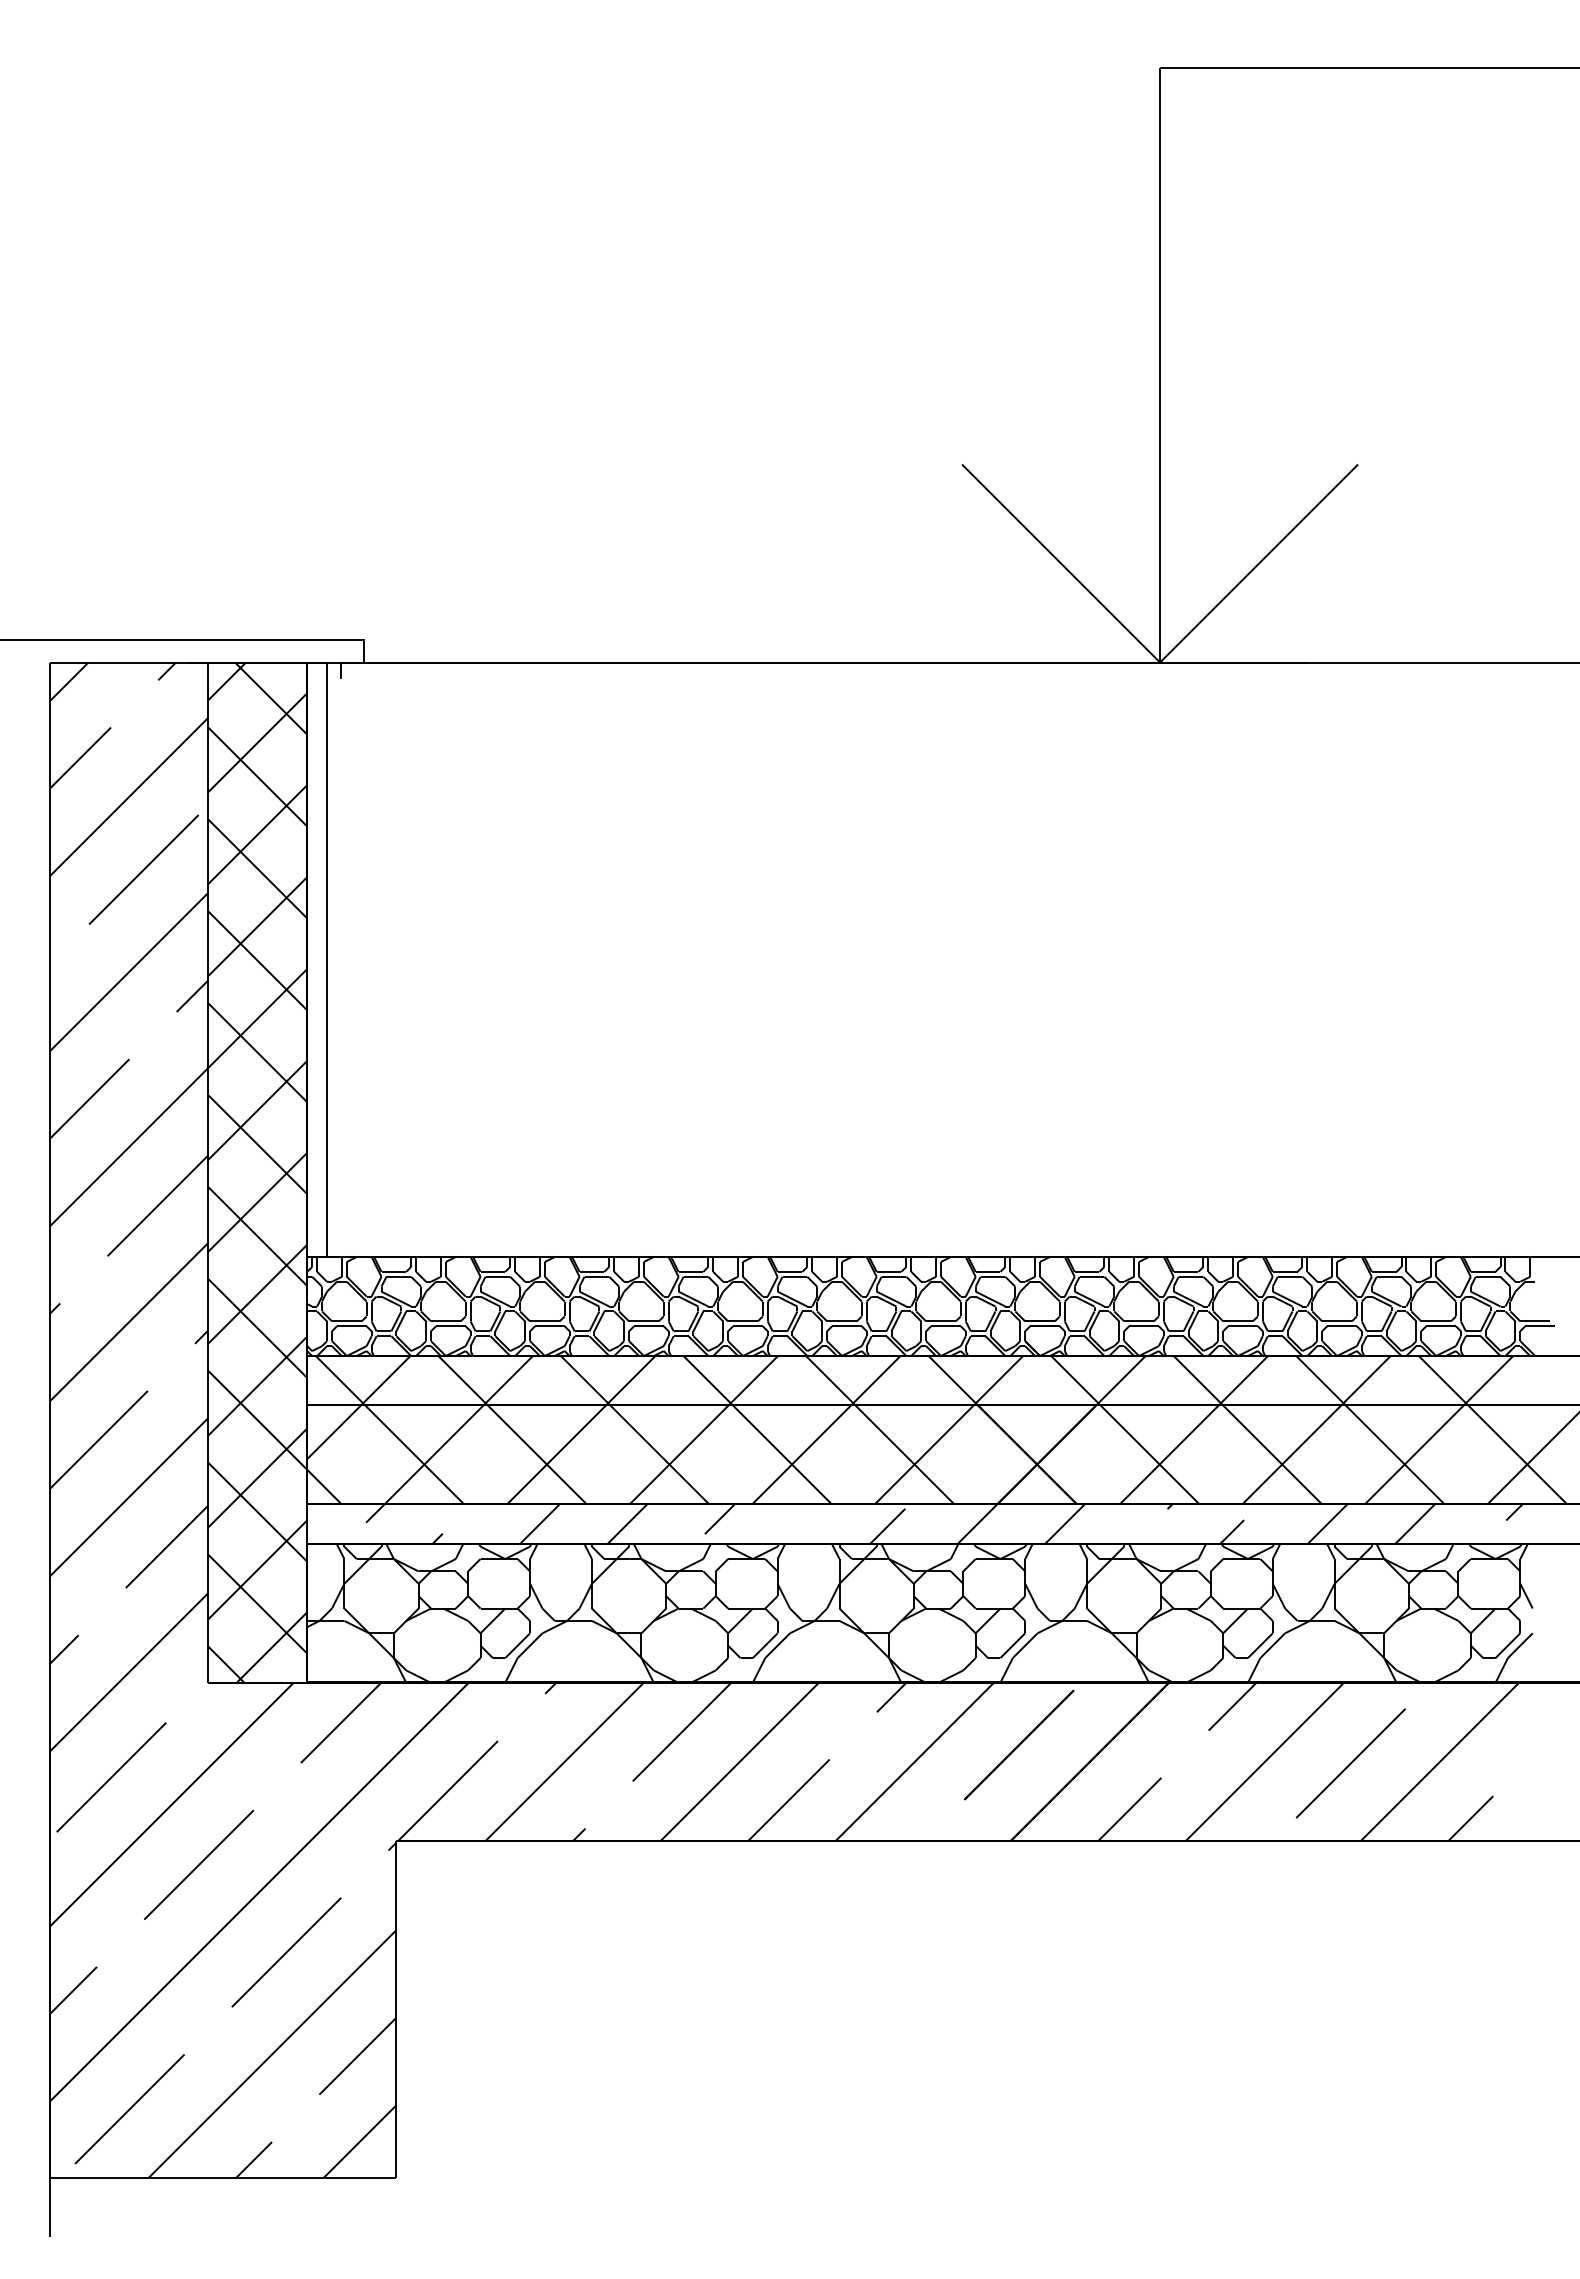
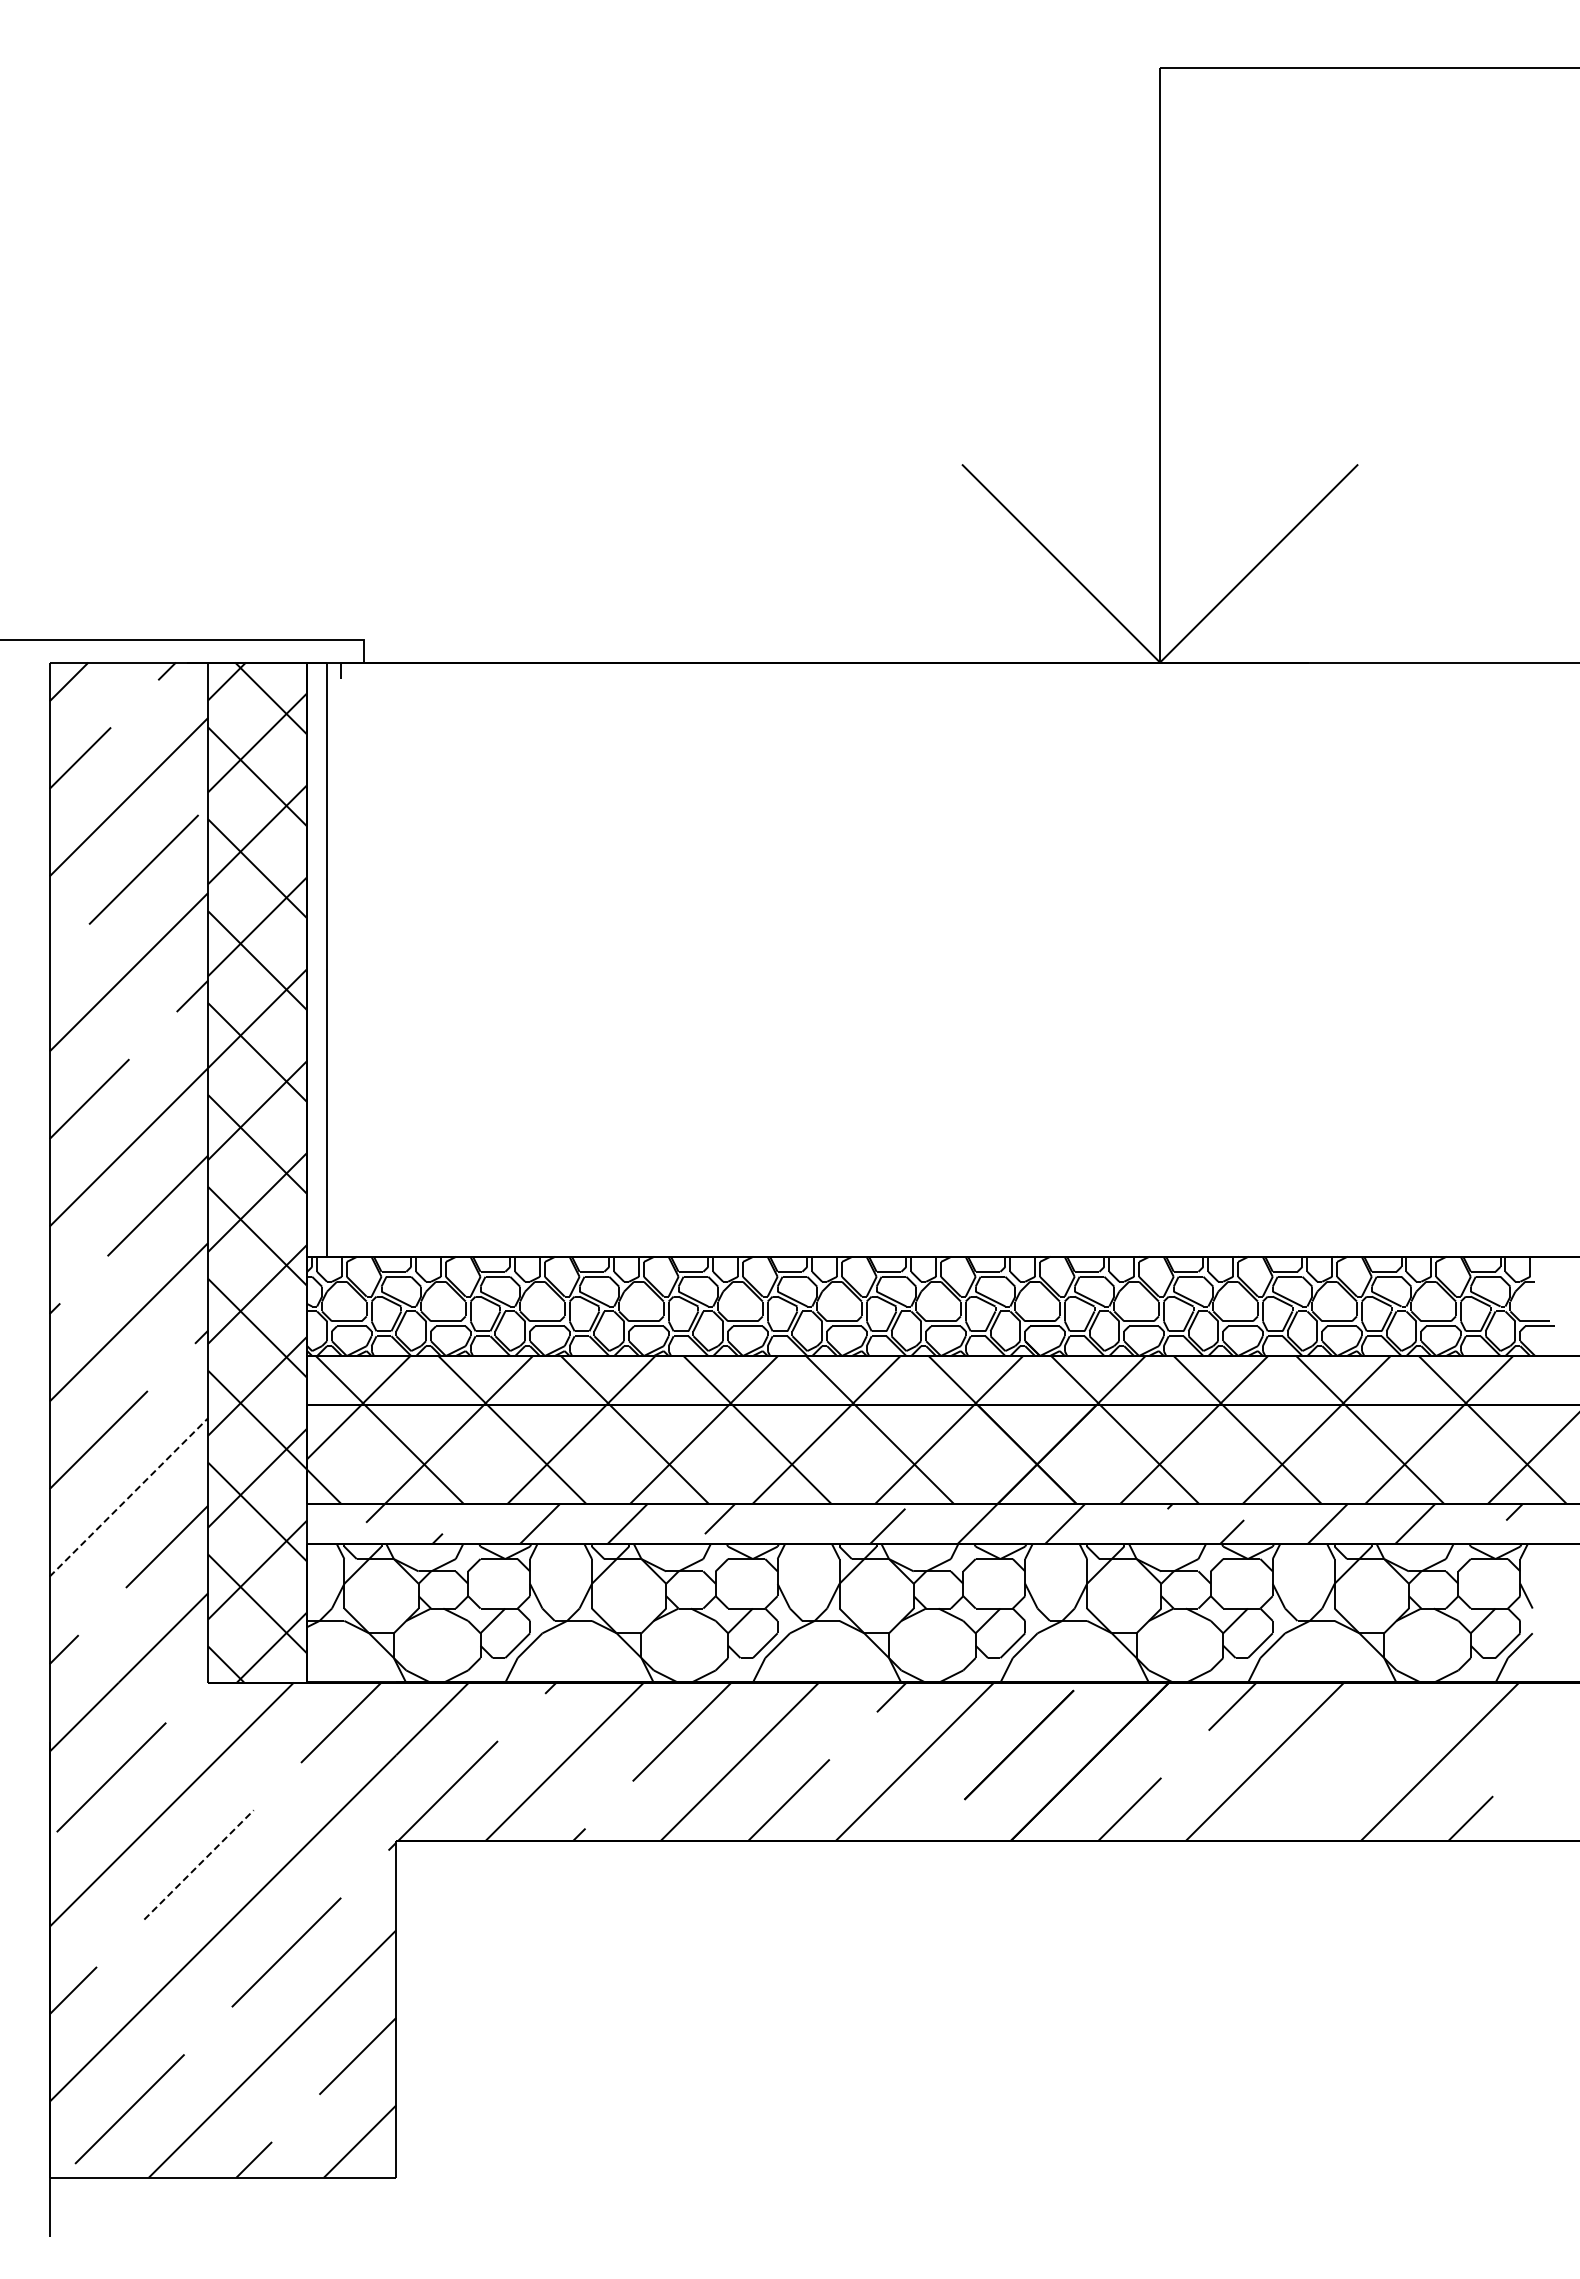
line: solid -> dashed (129, 1497)
line: present -> none (1350, 1763)
line: solid -> dashed (199, 1864)
